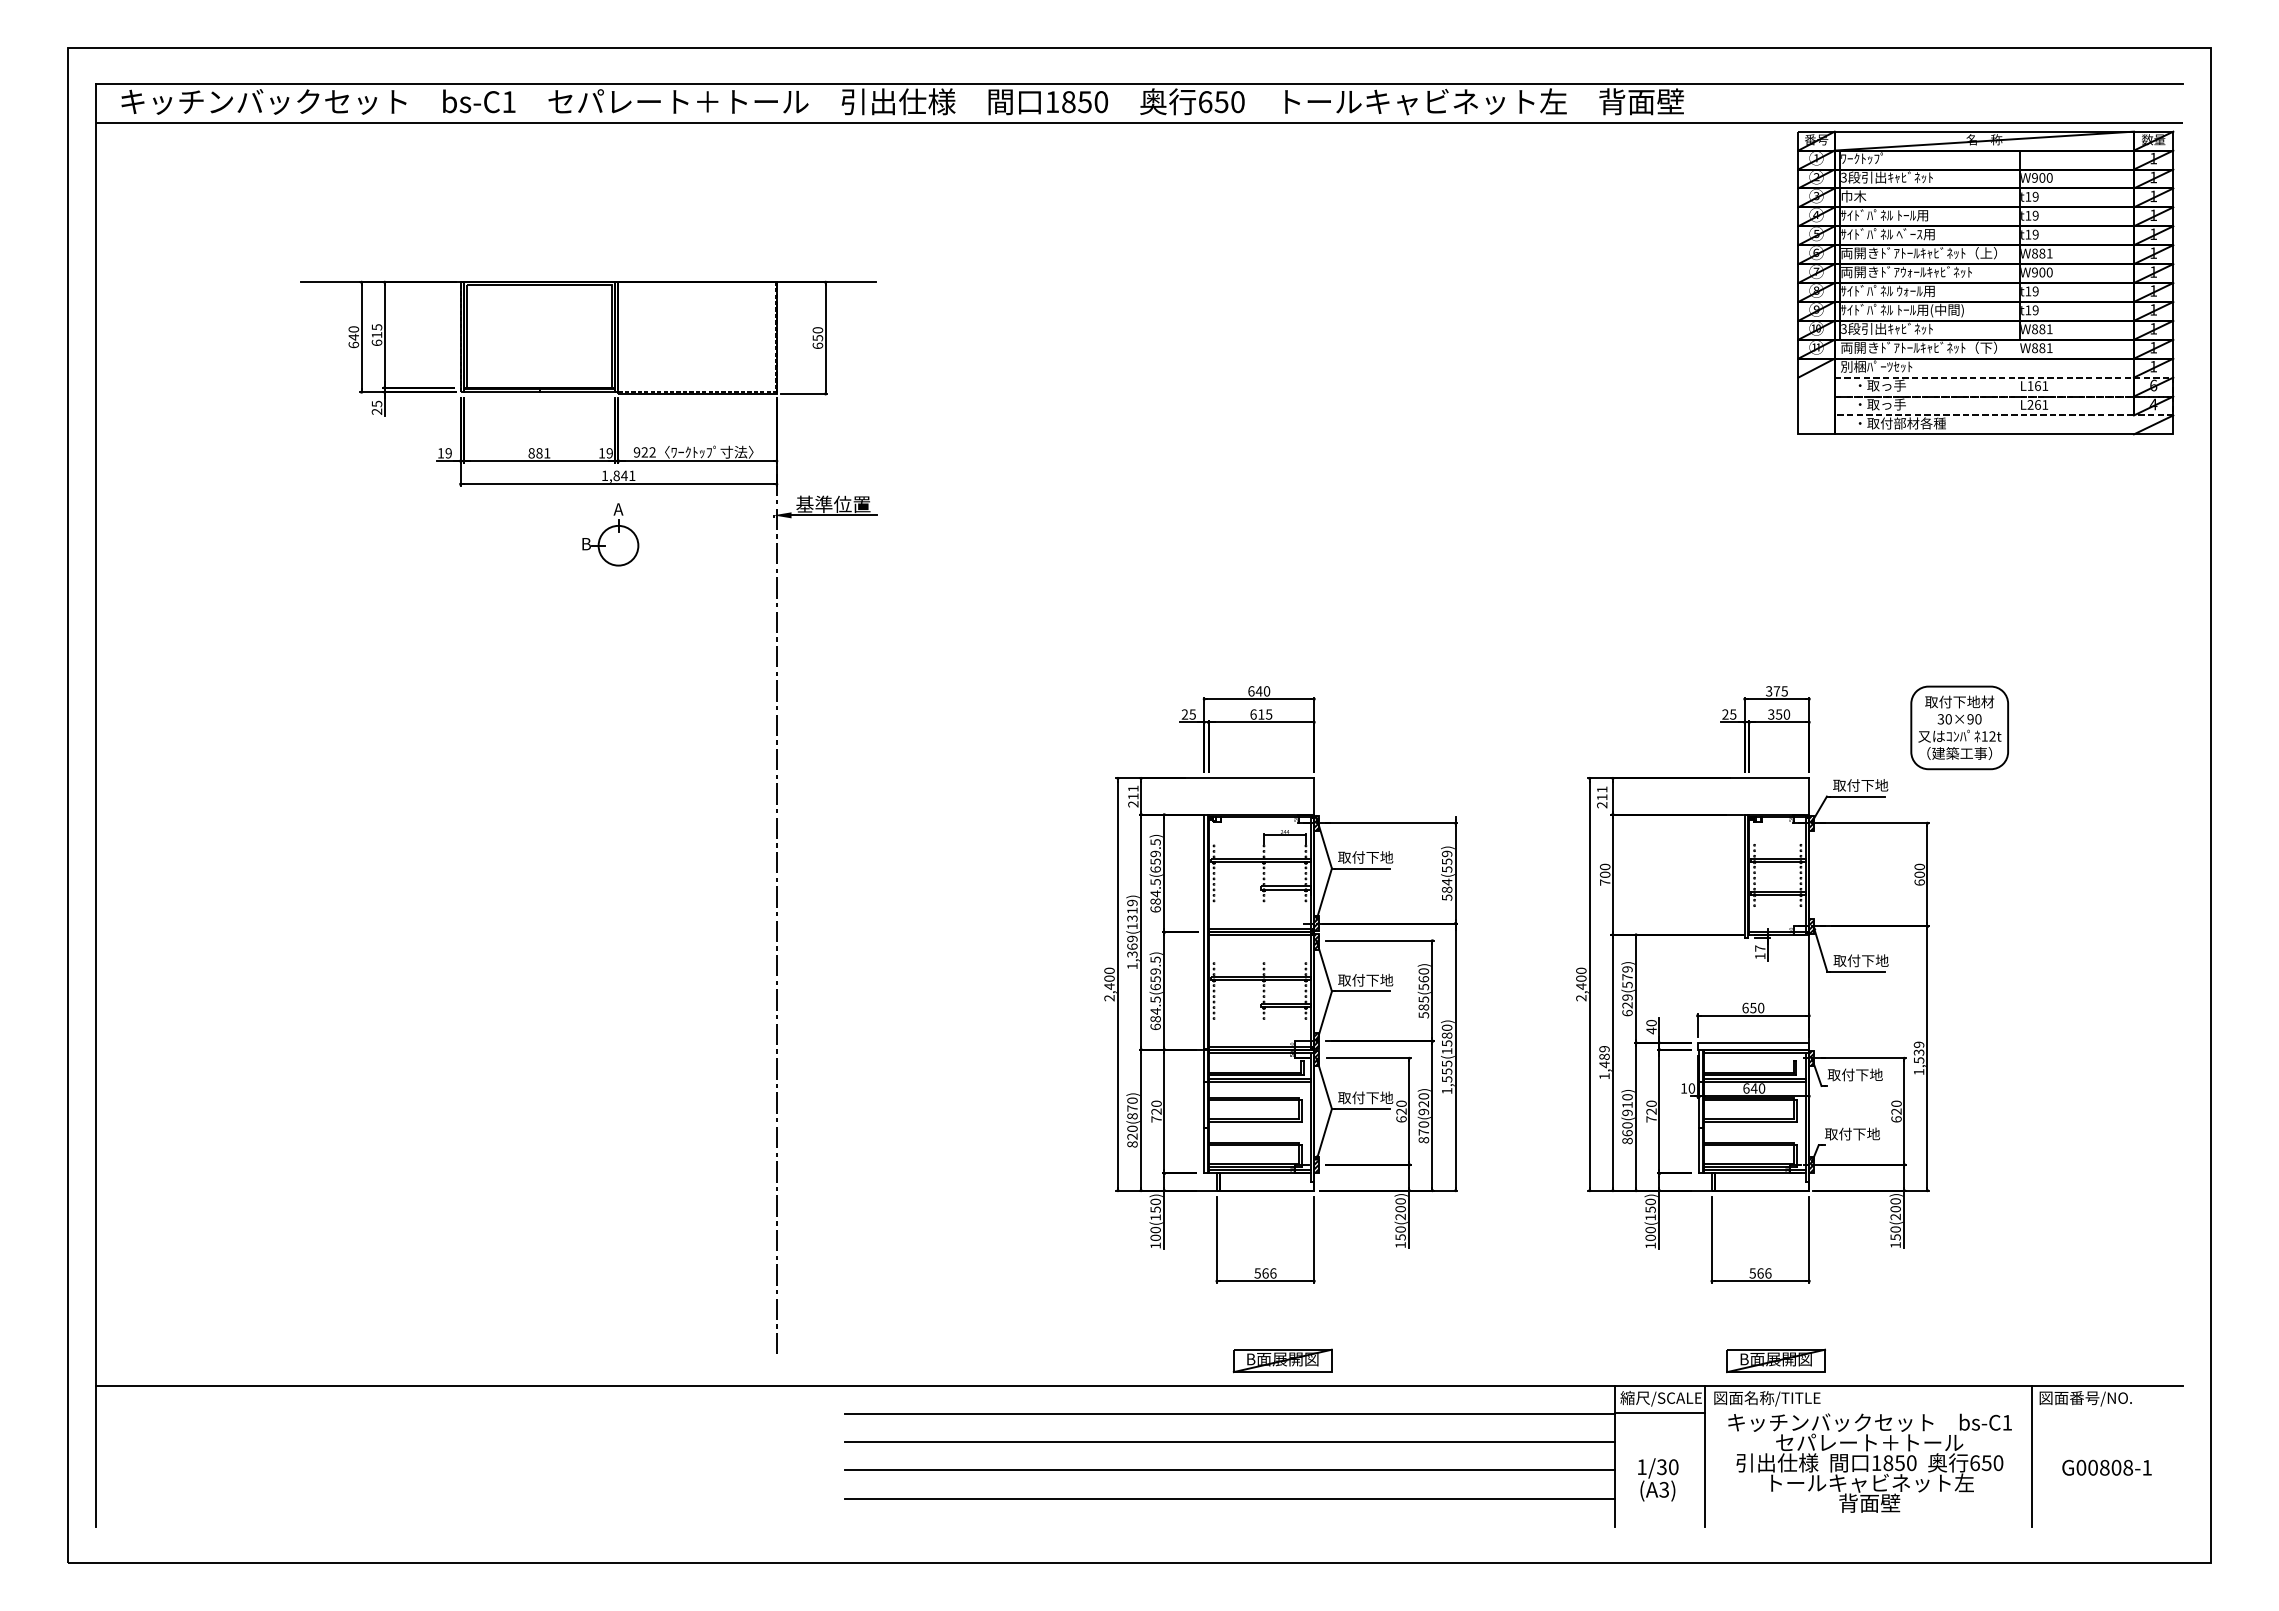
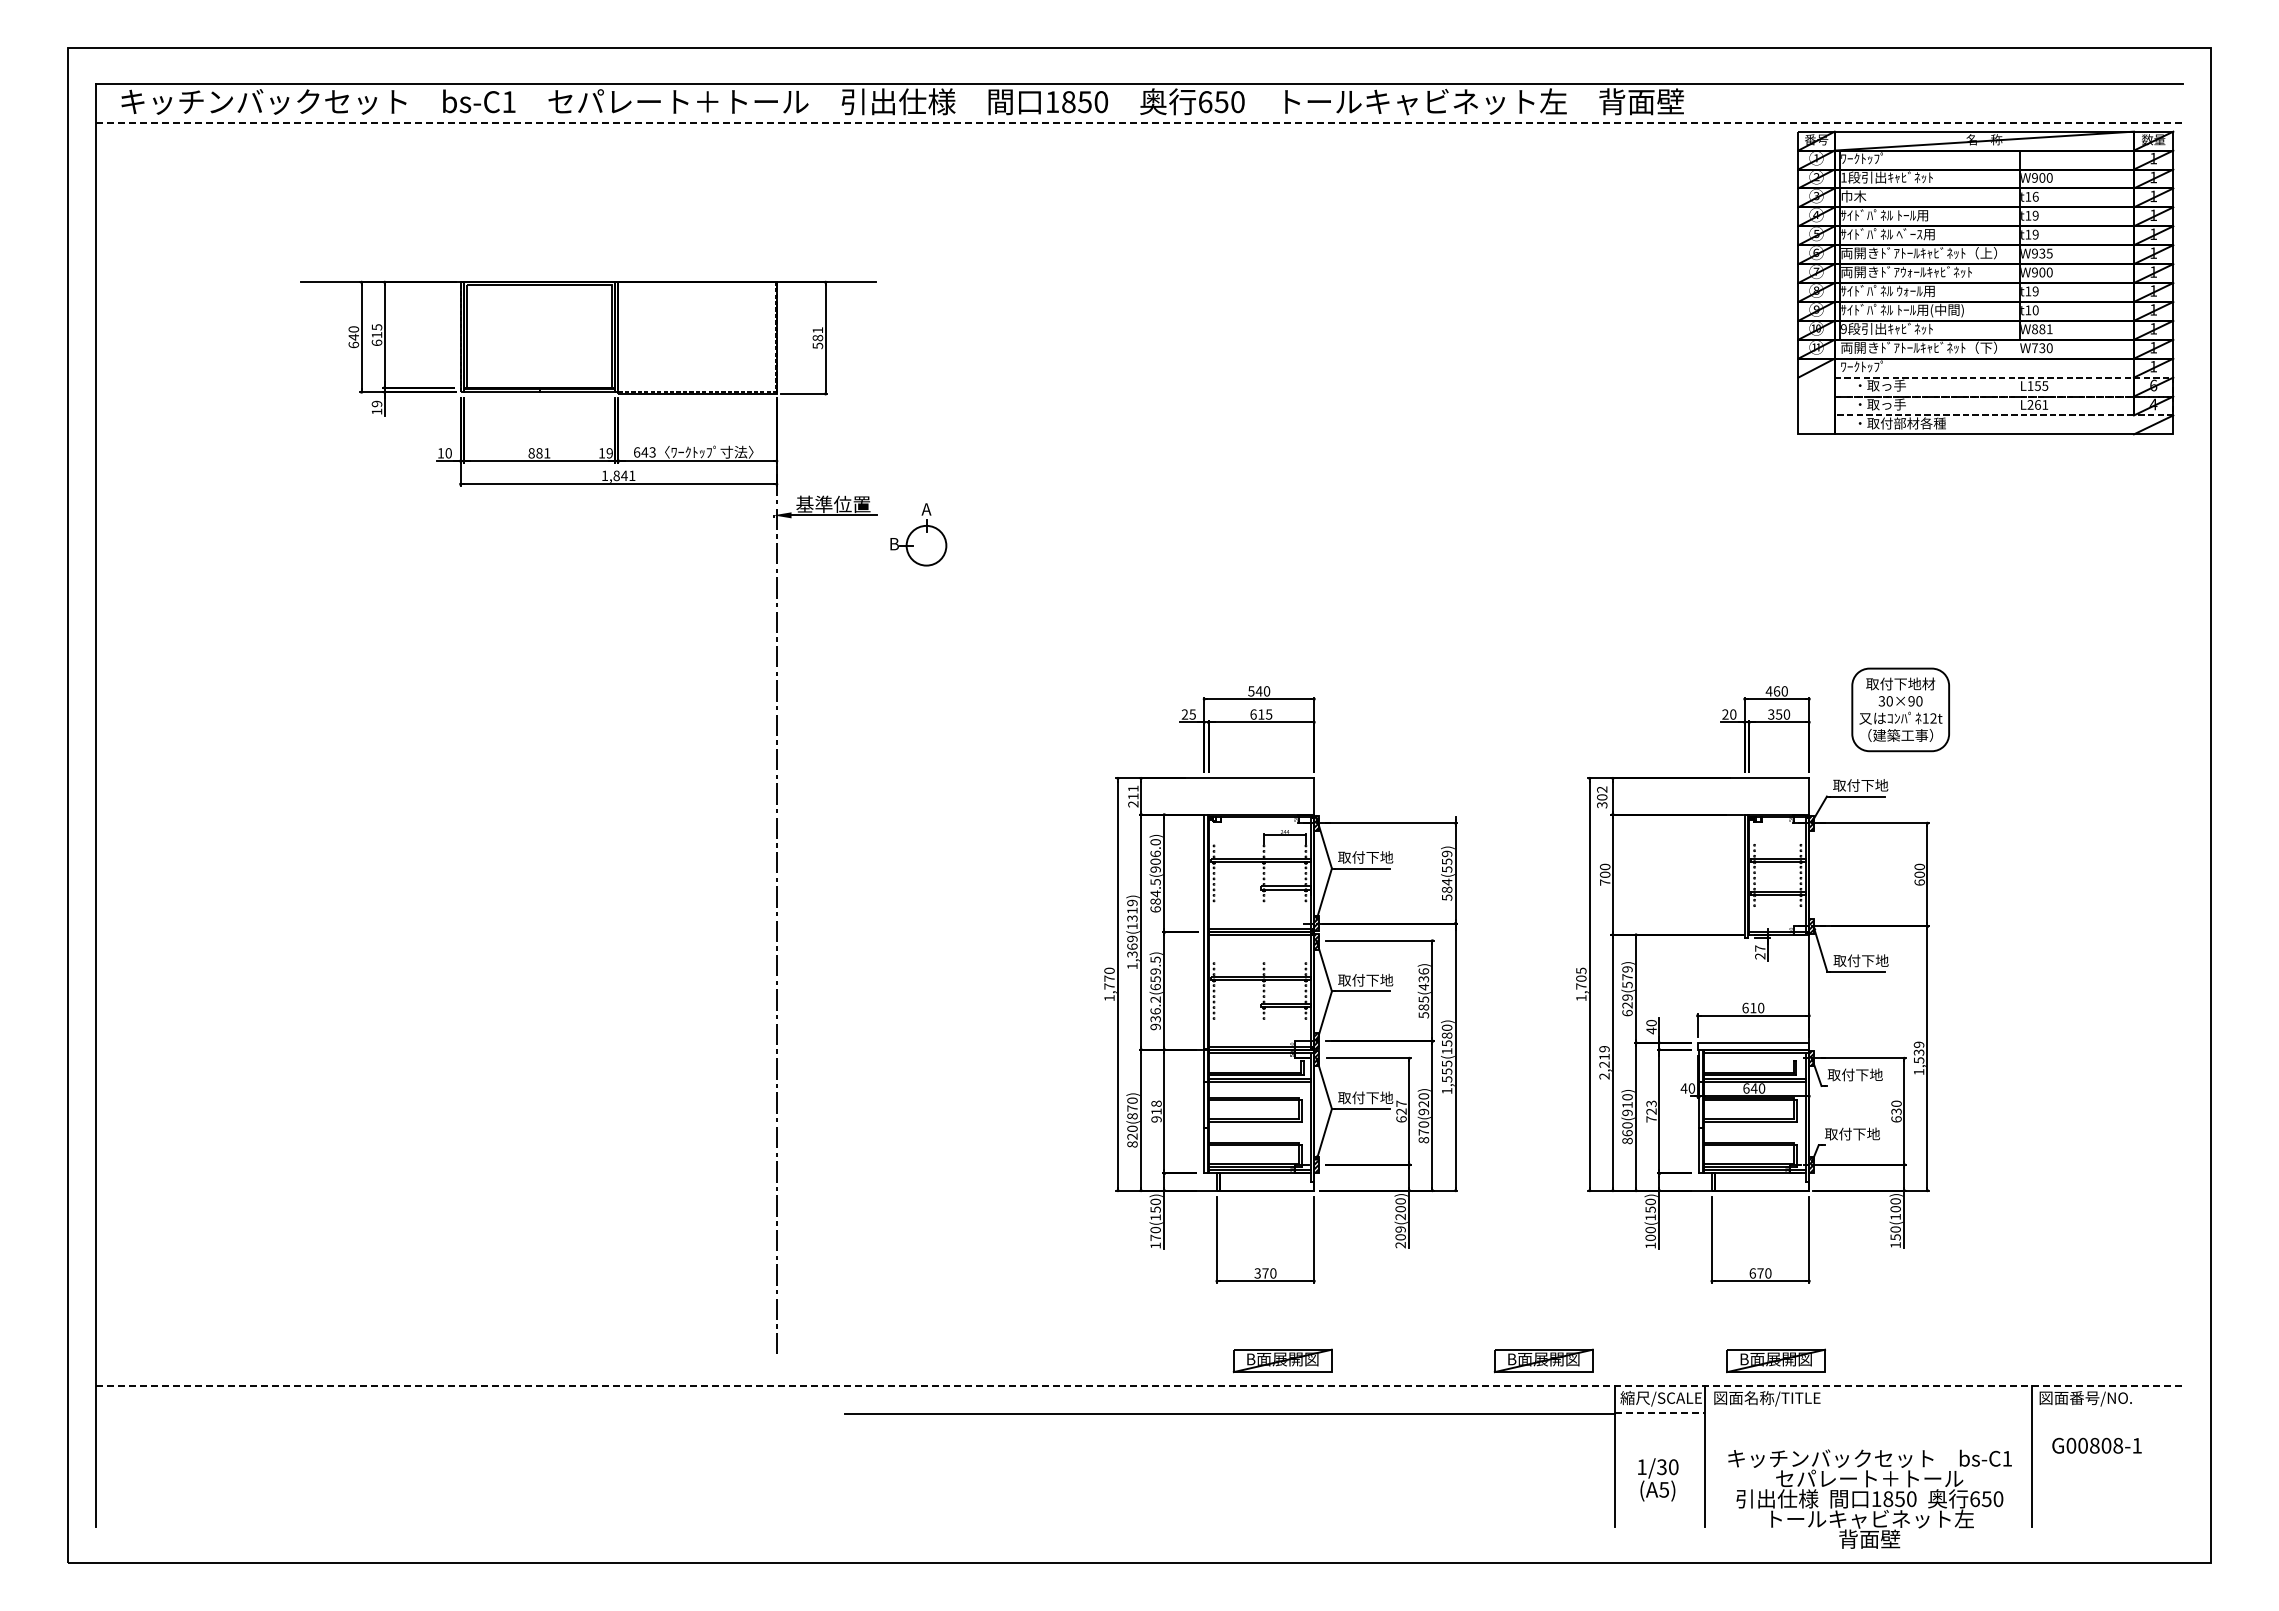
line: solid -> dashed (1140, 123)
text: 3 -> 1 (1843, 177)
text: t19 -> t16 (2035, 196)
text: W881 -> W935 (2042, 253)
text: t19 -> t10 (2035, 310)
text: 3 -> 9 (1843, 328)
text: 650 -> 581 (817, 338)
text: W881 -> W730 (2042, 348)
text: 別梱ﾊﾟｰﾂｾｯﾄ -> ﾜｰｸﾄｯﾌﾟ (1876, 366)
text: L161 -> L155 (2041, 385)
text: 25 -> 19 (376, 407)
text: 922 -> 643 (644, 452)
text: 19 -> 10 (448, 453)
part position: (610, 534) -> (918, 534) (918, 534)
text: 640 -> 540 (1251, 691)
text: 375 -> 460 (1776, 691)
text: 25 -> 20 (1733, 714)
part position: (1959, 727) -> (1900, 709) (1900, 709)
text: 211 -> 302 (1602, 797)
text: 684.5(659.5) -> 684.5(906.0) (1155, 855)
text: 17 -> 27 (1760, 956)
text: 585(560) -> 585(436) (1423, 979)
text: 2,400 -> 1,705 (1581, 984)
text: 2,400 -> 1,770 (1109, 988)
text: 650 -> 610 (1753, 1008)
text: 684.5(659.5) -> 936.2(659.5) (1155, 1013)
text: 1,489 -> 2,219 (1604, 1066)
text: 10 -> 40 (1683, 1088)
text: 620 -> 627 (1401, 1103)
text: 720 -> 723 (1651, 1103)
text: 720 -> 918 (1156, 1111)
text: 620 -> 630 (1896, 1111)
text: 150(200) -> 150(100) (1895, 1216)
text: 100(150) -> 170(150) (1155, 1237)
text: 150(200) -> 209(200) (1400, 1237)
text: 566 -> 370 (1265, 1273)
text: 566 -> 670 (1760, 1273)
part: none -> present (1543, 1360)
line: solid -> dashed (1140, 1386)
line: solid -> dashed (1659, 1412)
line: present -> none (1229, 1442)
text position: (1869, 1462) -> (1869, 1498) (1869, 1498)
text position: (2106, 1467) -> (2096, 1445) (2096, 1445)
line: present -> none (1229, 1470)
text: (A3) -> (A5) (1663, 1489)
line: present -> none (1229, 1498)
